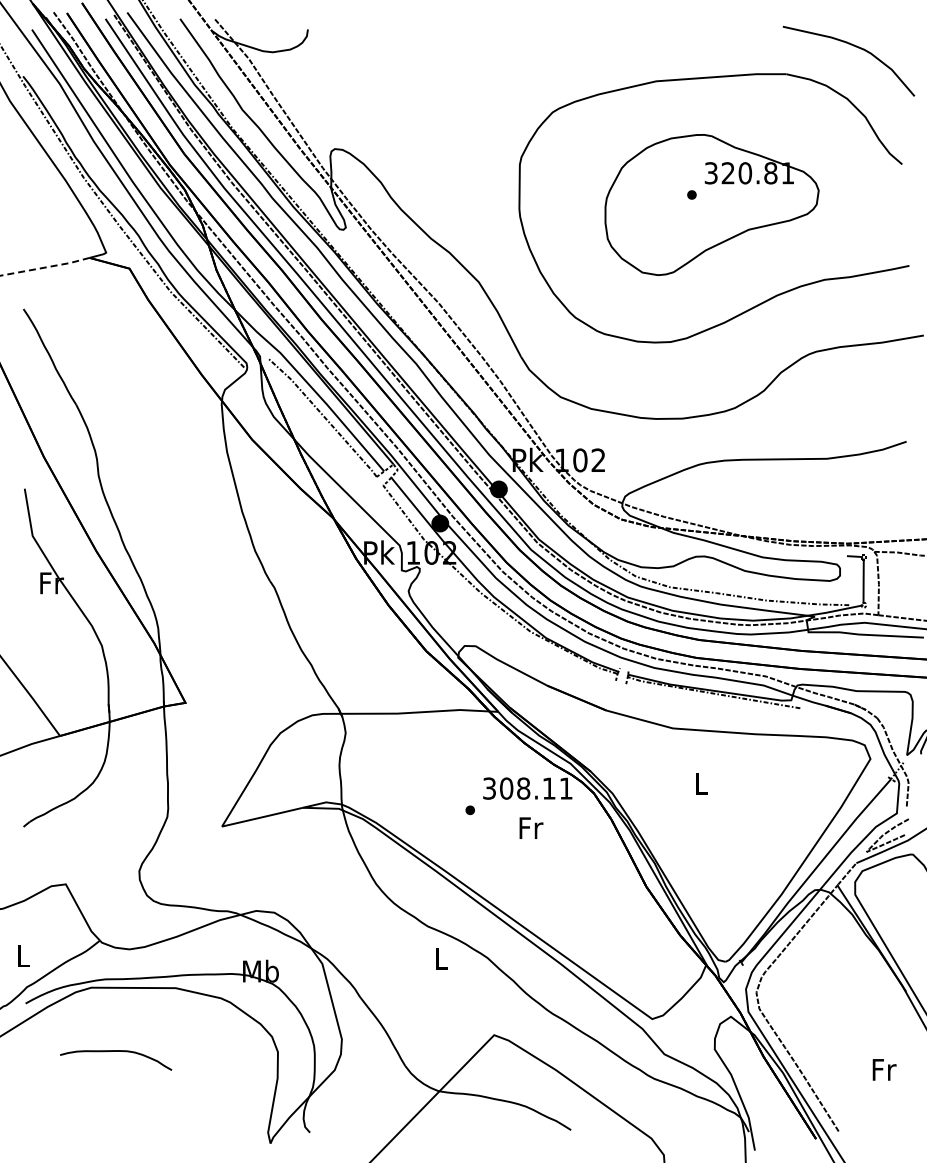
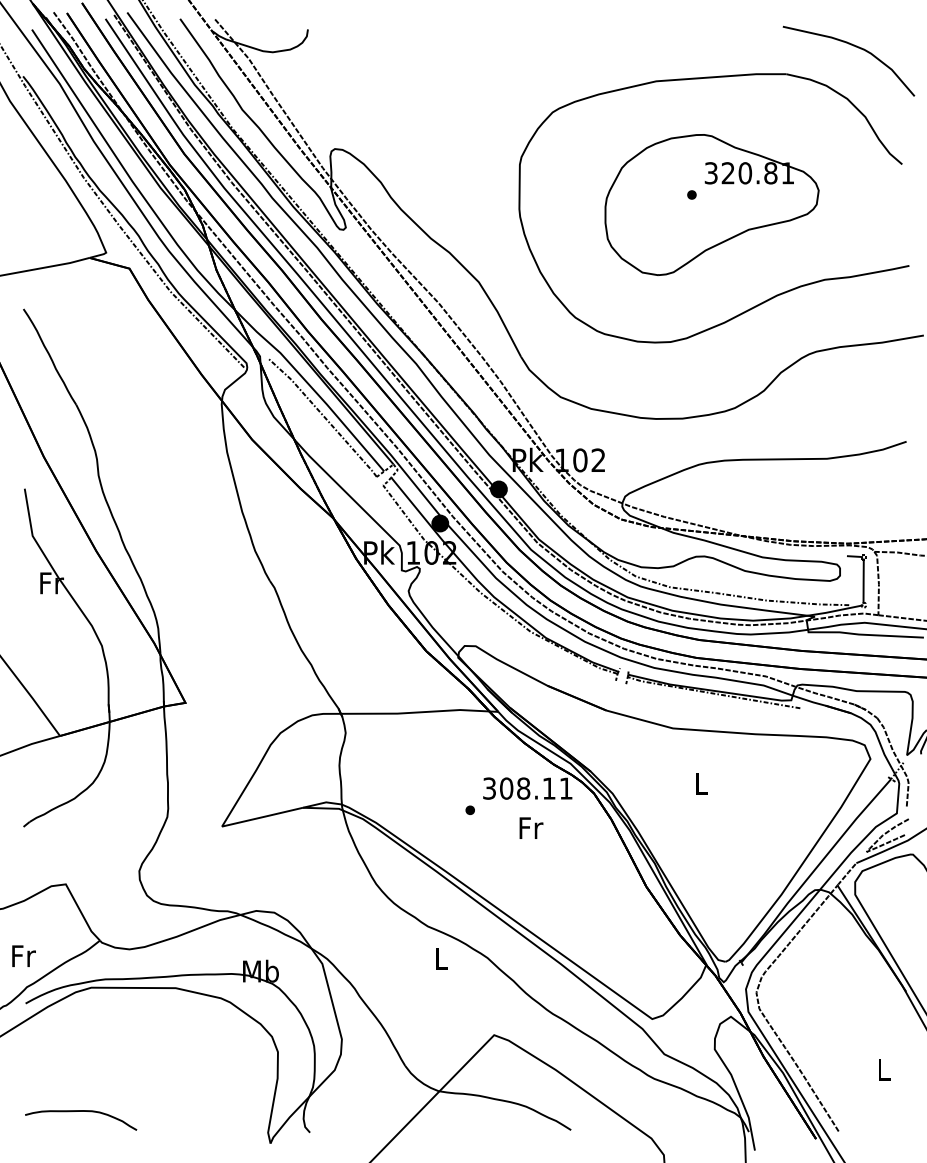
line: dashed -> solid (45, 267)
text: L -> Fr (23, 955)
curve position: (116, 1051) -> (81, 1111) (81, 1111)
text: Fr -> L (884, 1069)
